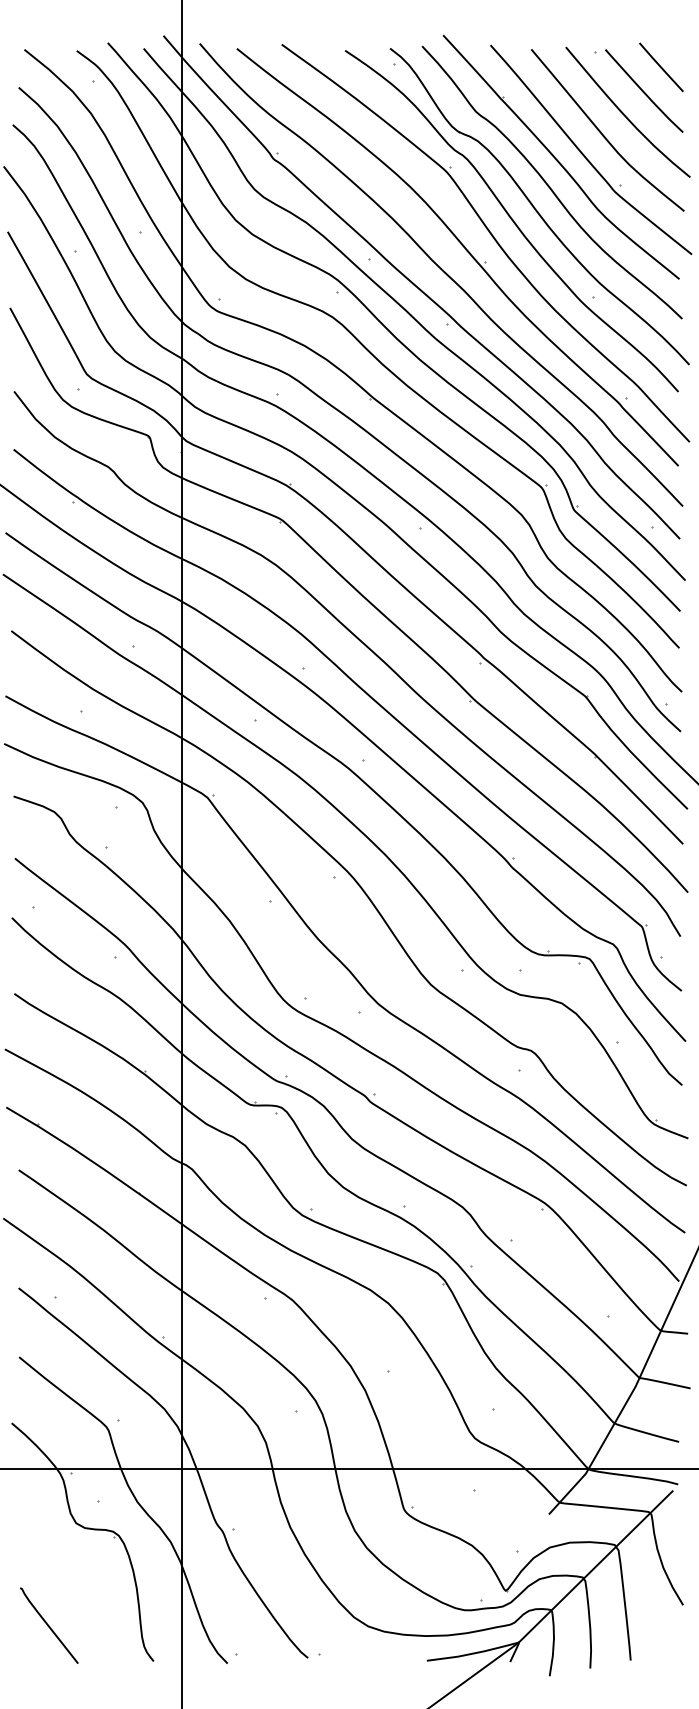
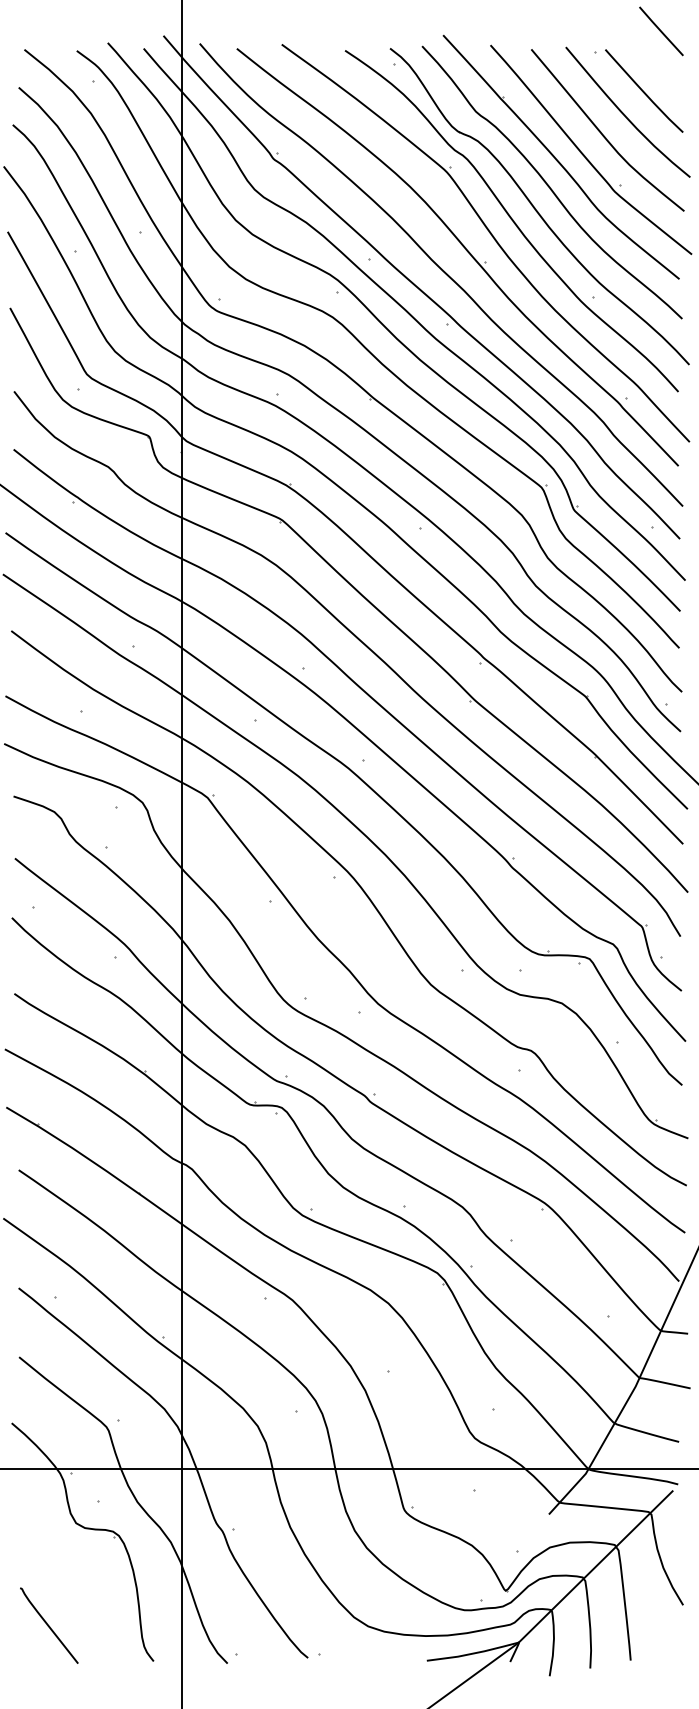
line position: (661, 67) -> (661, 31) (661, 31)
